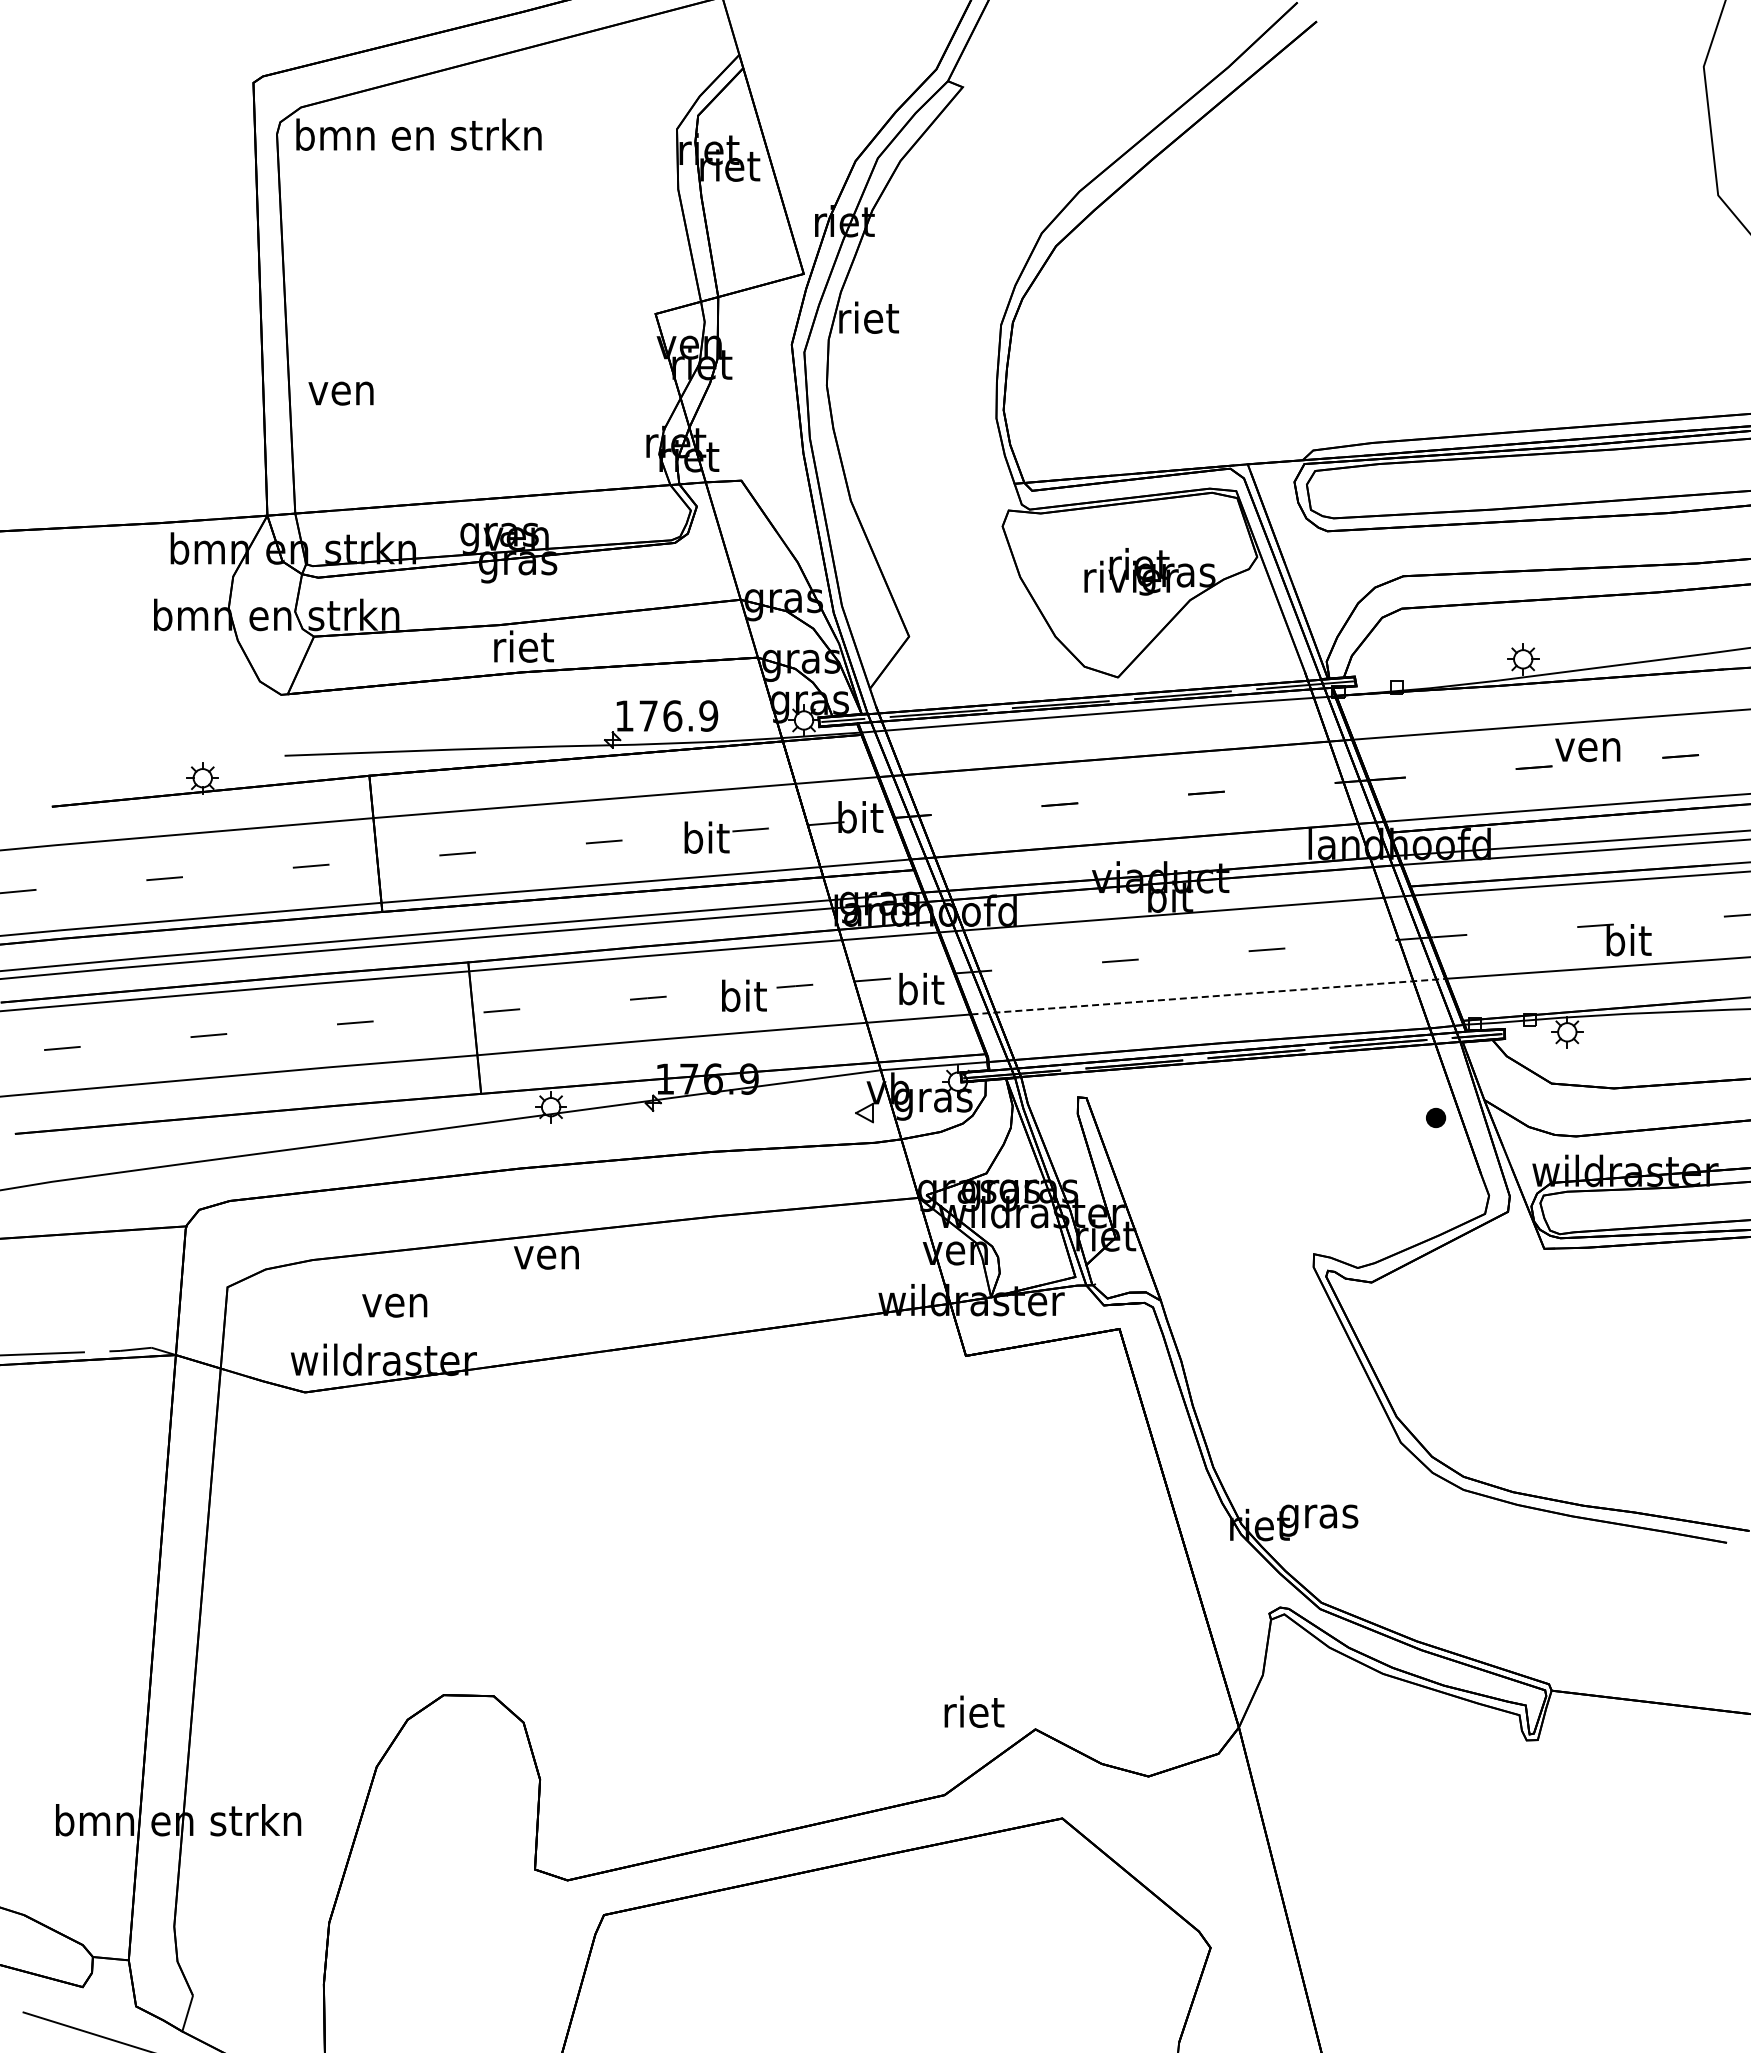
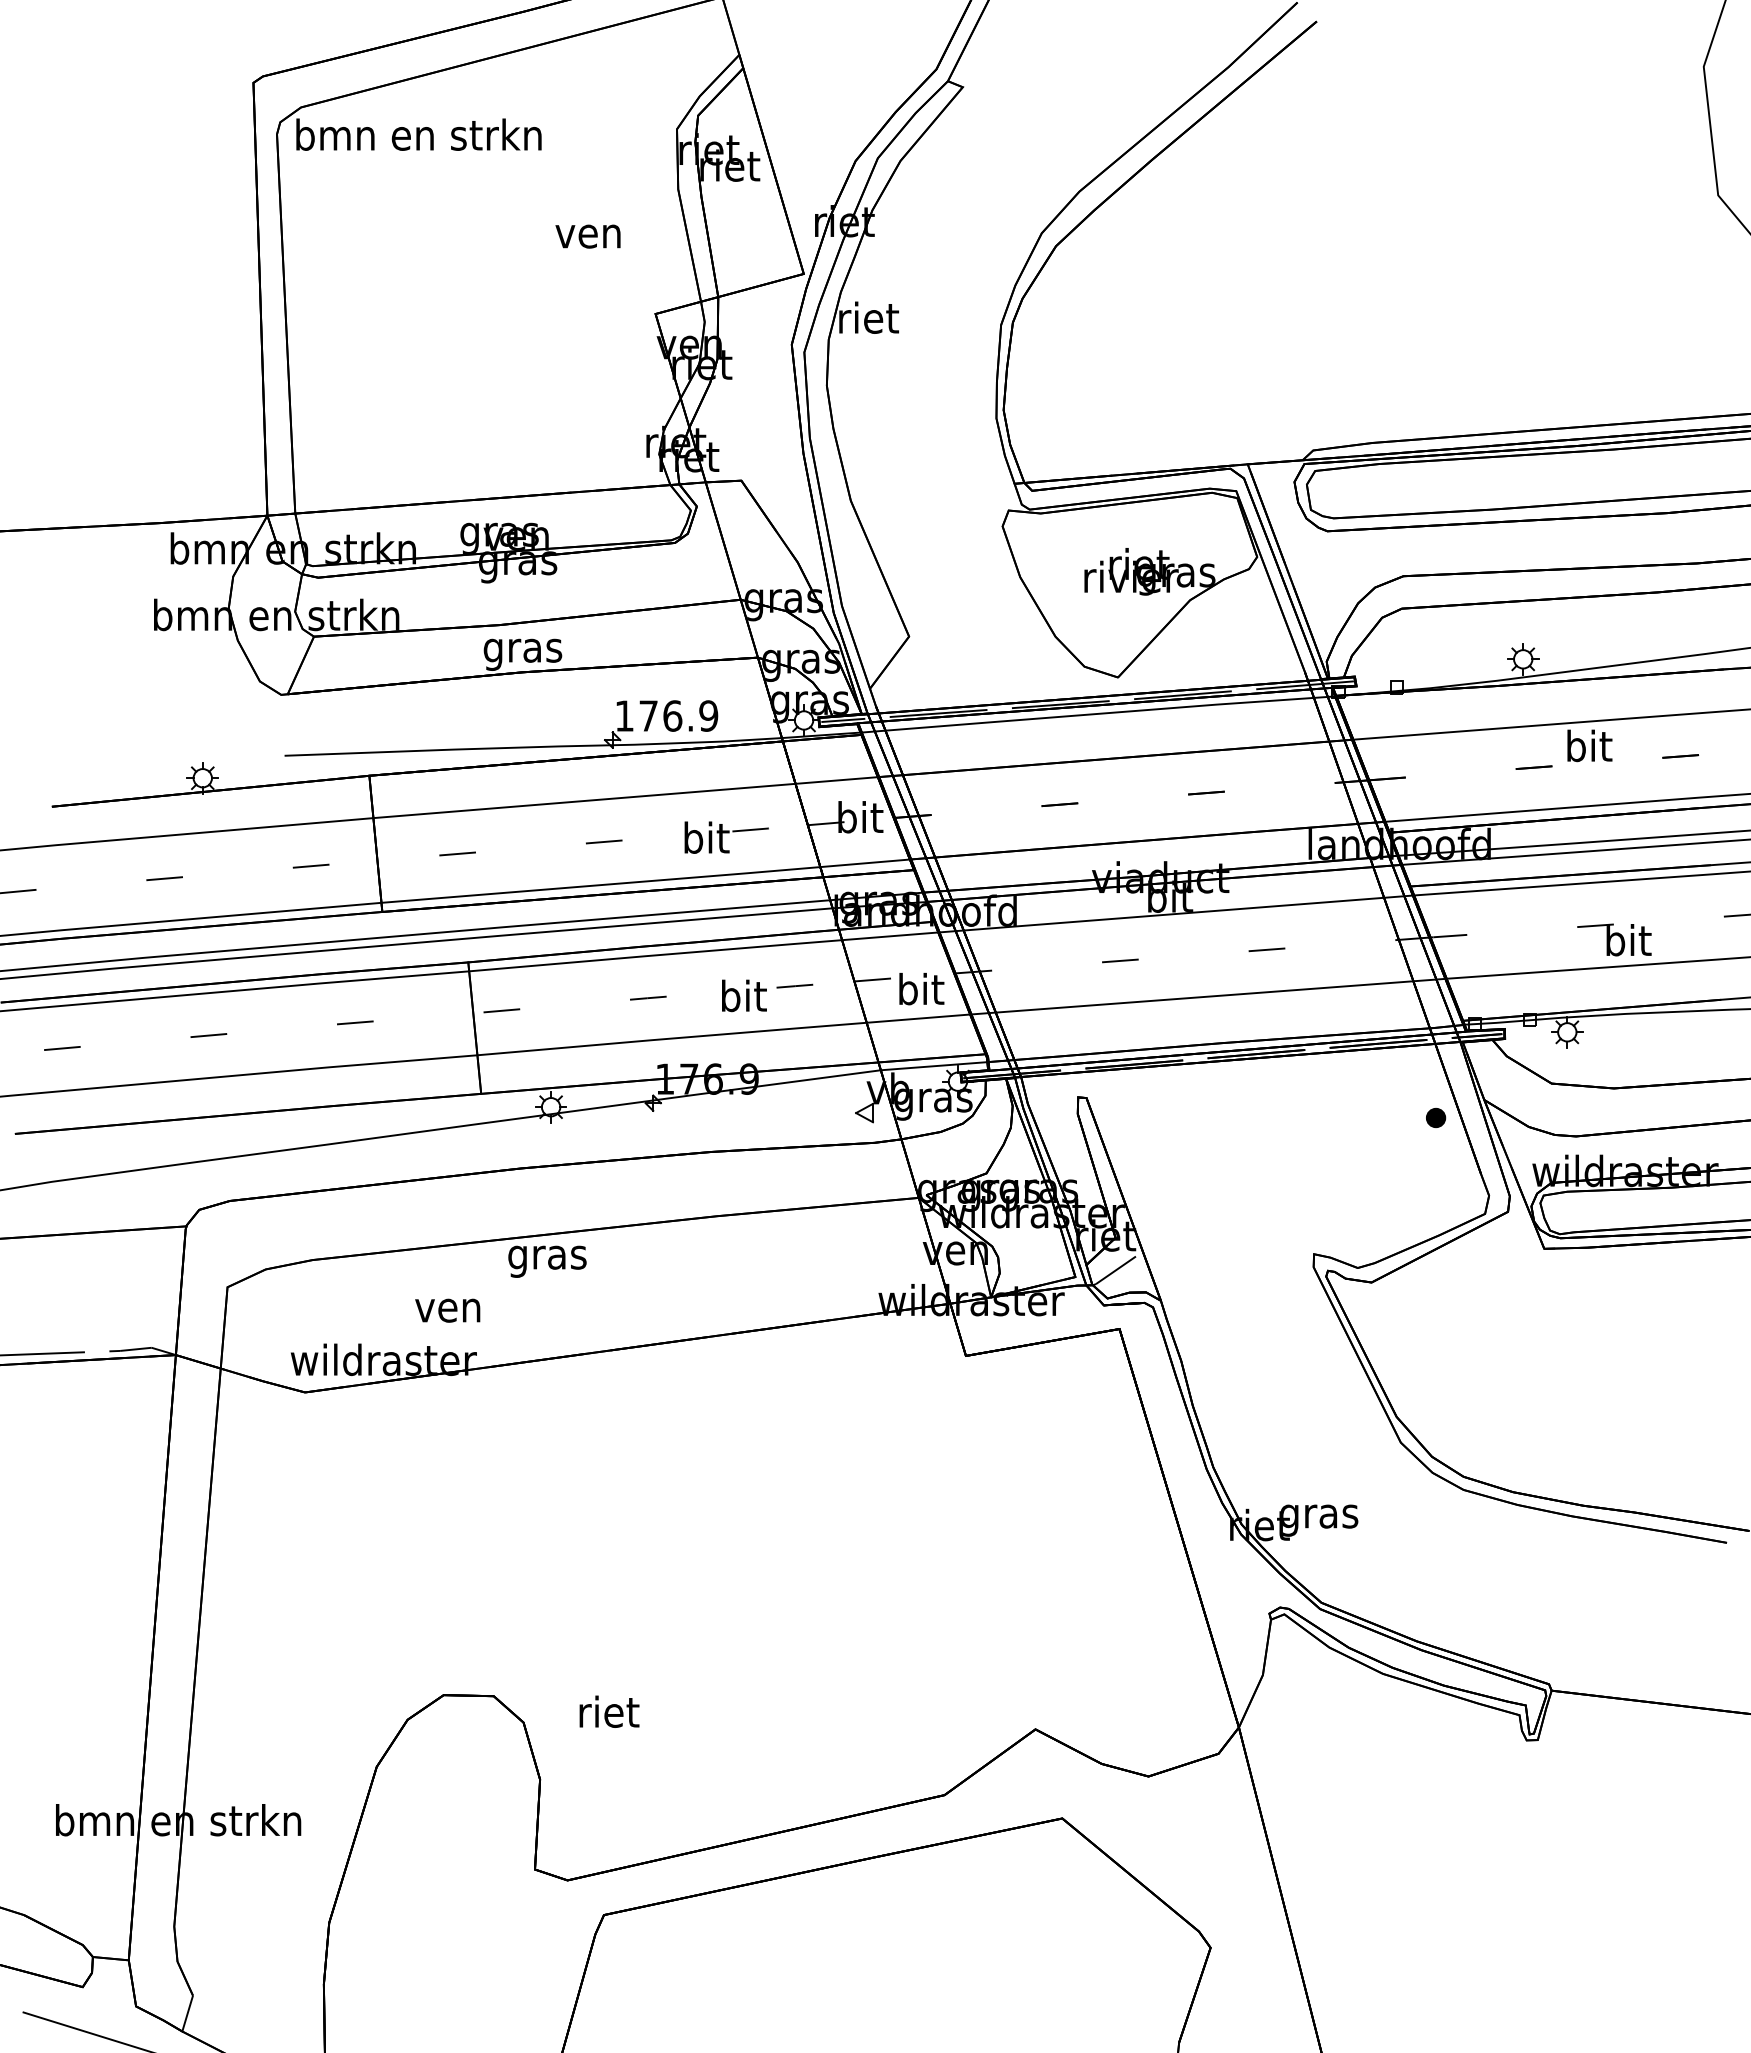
text position: (340, 393) -> (587, 236) (587, 236)
text: riet -> gras (522, 650)
text: ven -> bit (1587, 745)
line: dashed -> solid (1208, 996)
text: ven -> gras (547, 1261)
line: none -> present (1115, 1270)
text position: (394, 1305) -> (447, 1310) (447, 1310)
text position: (974, 1711) -> (609, 1711) (609, 1711)
